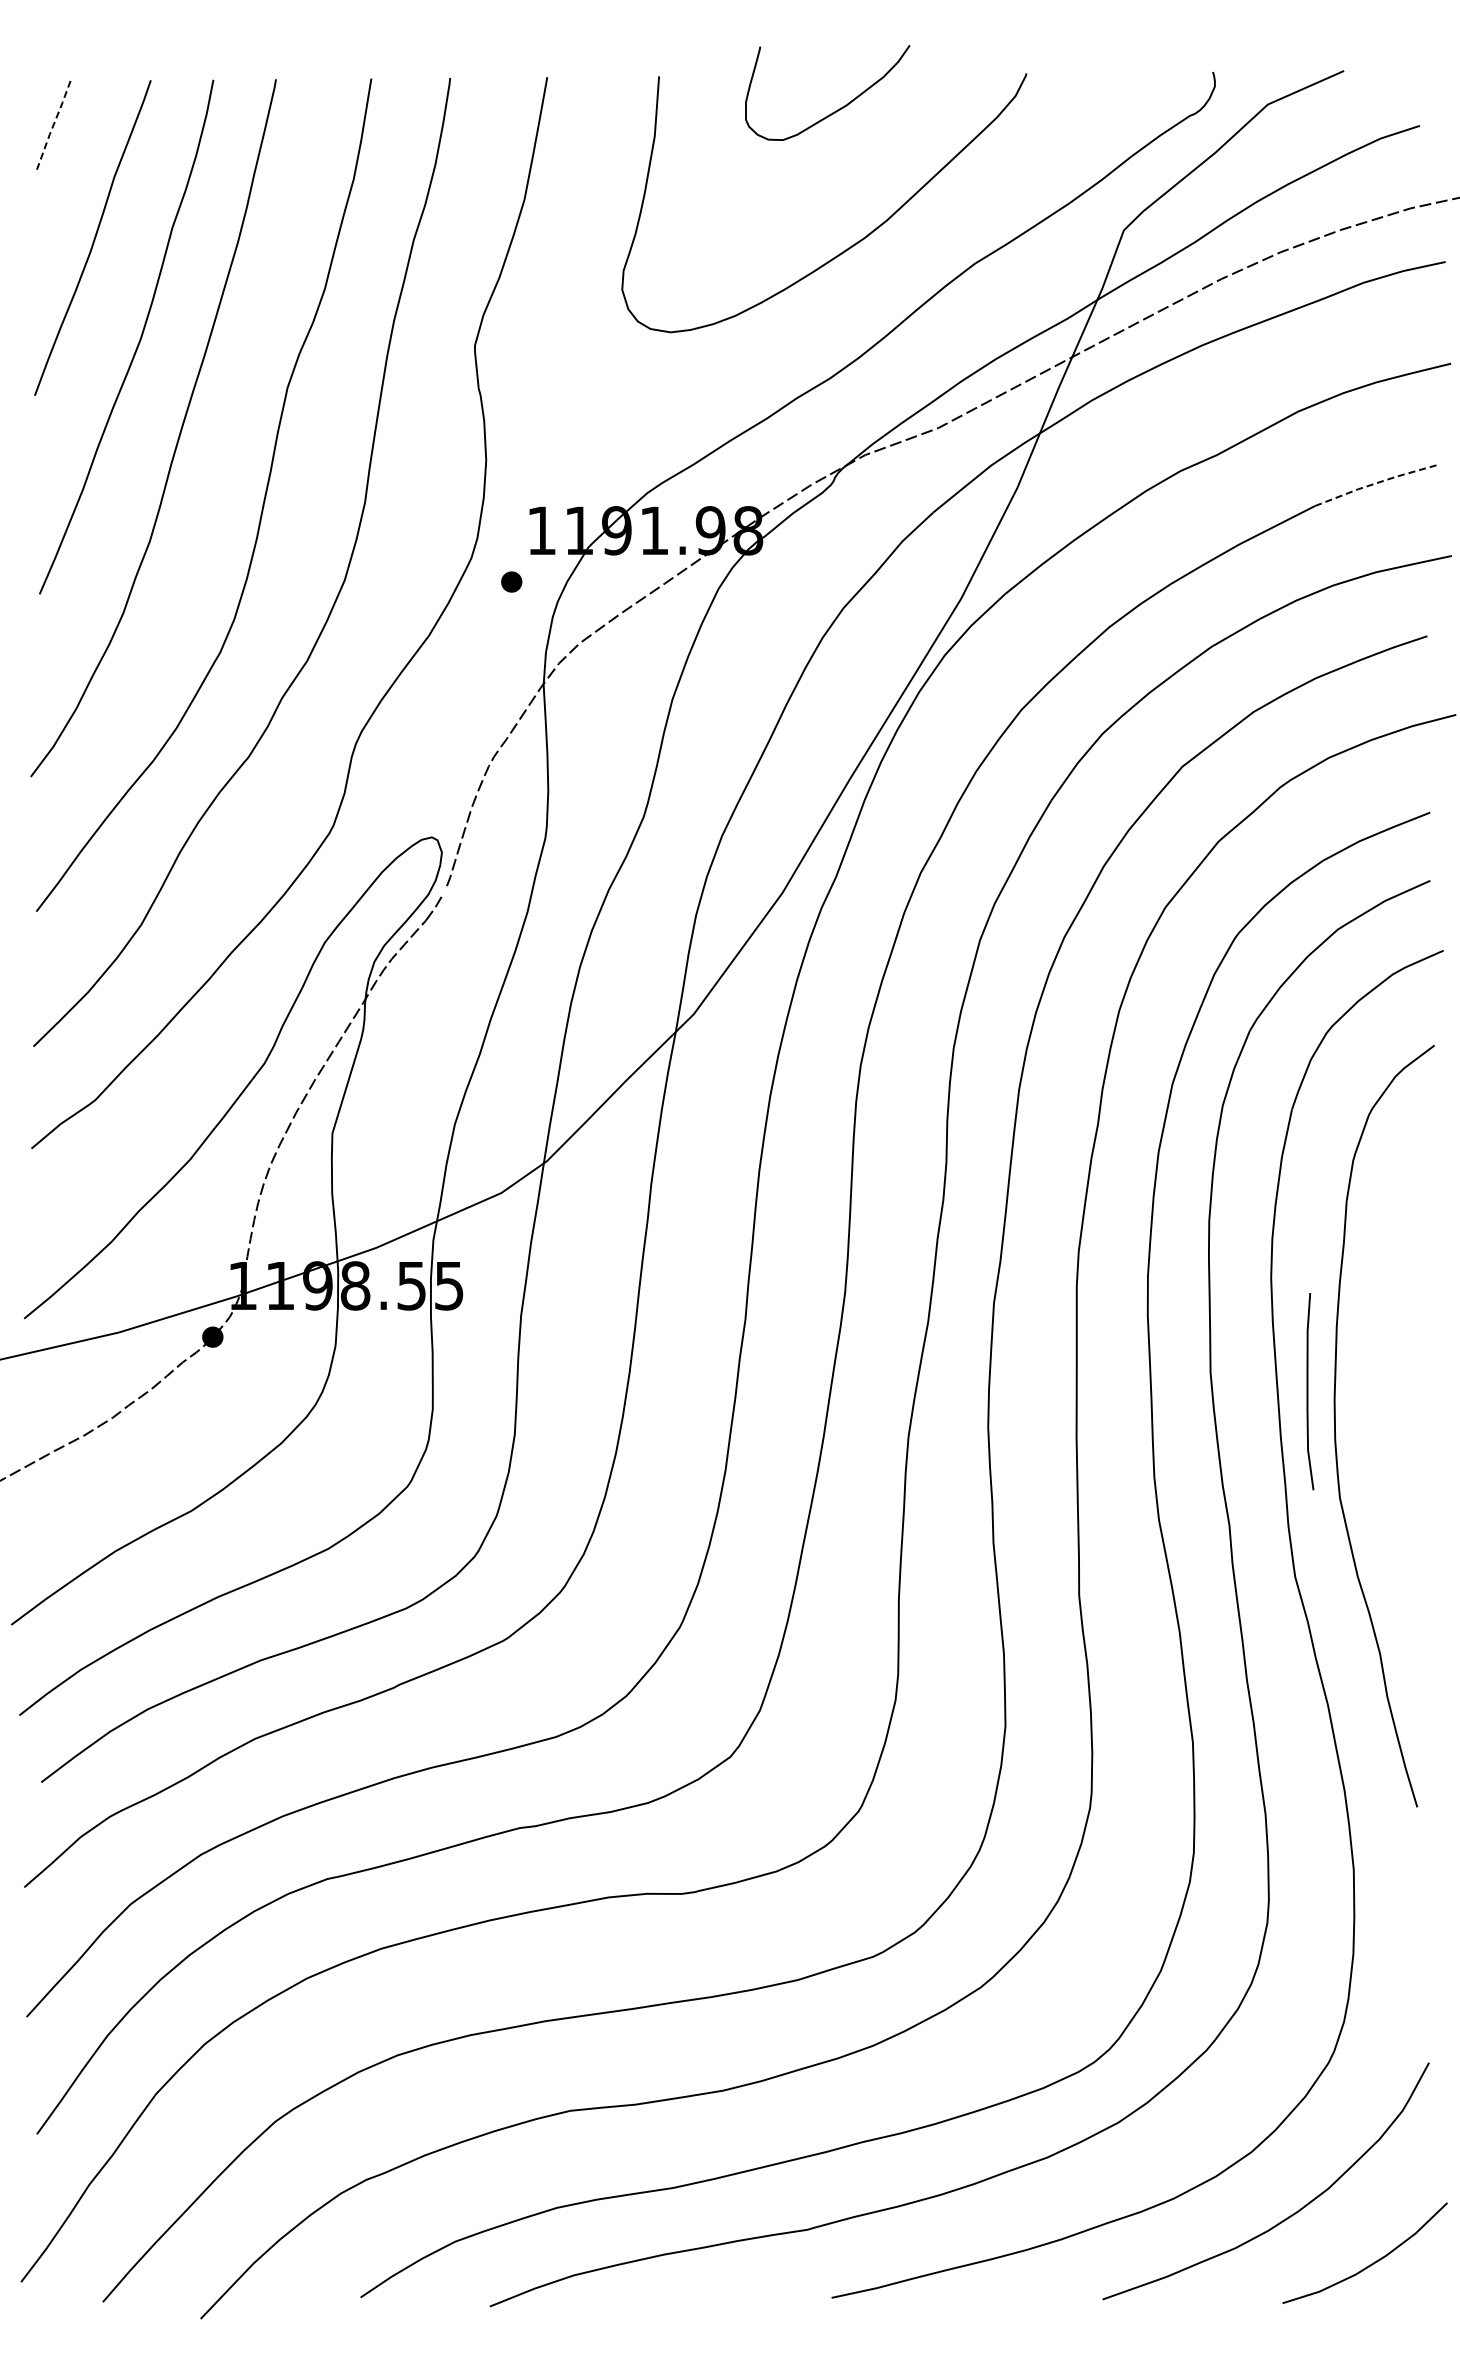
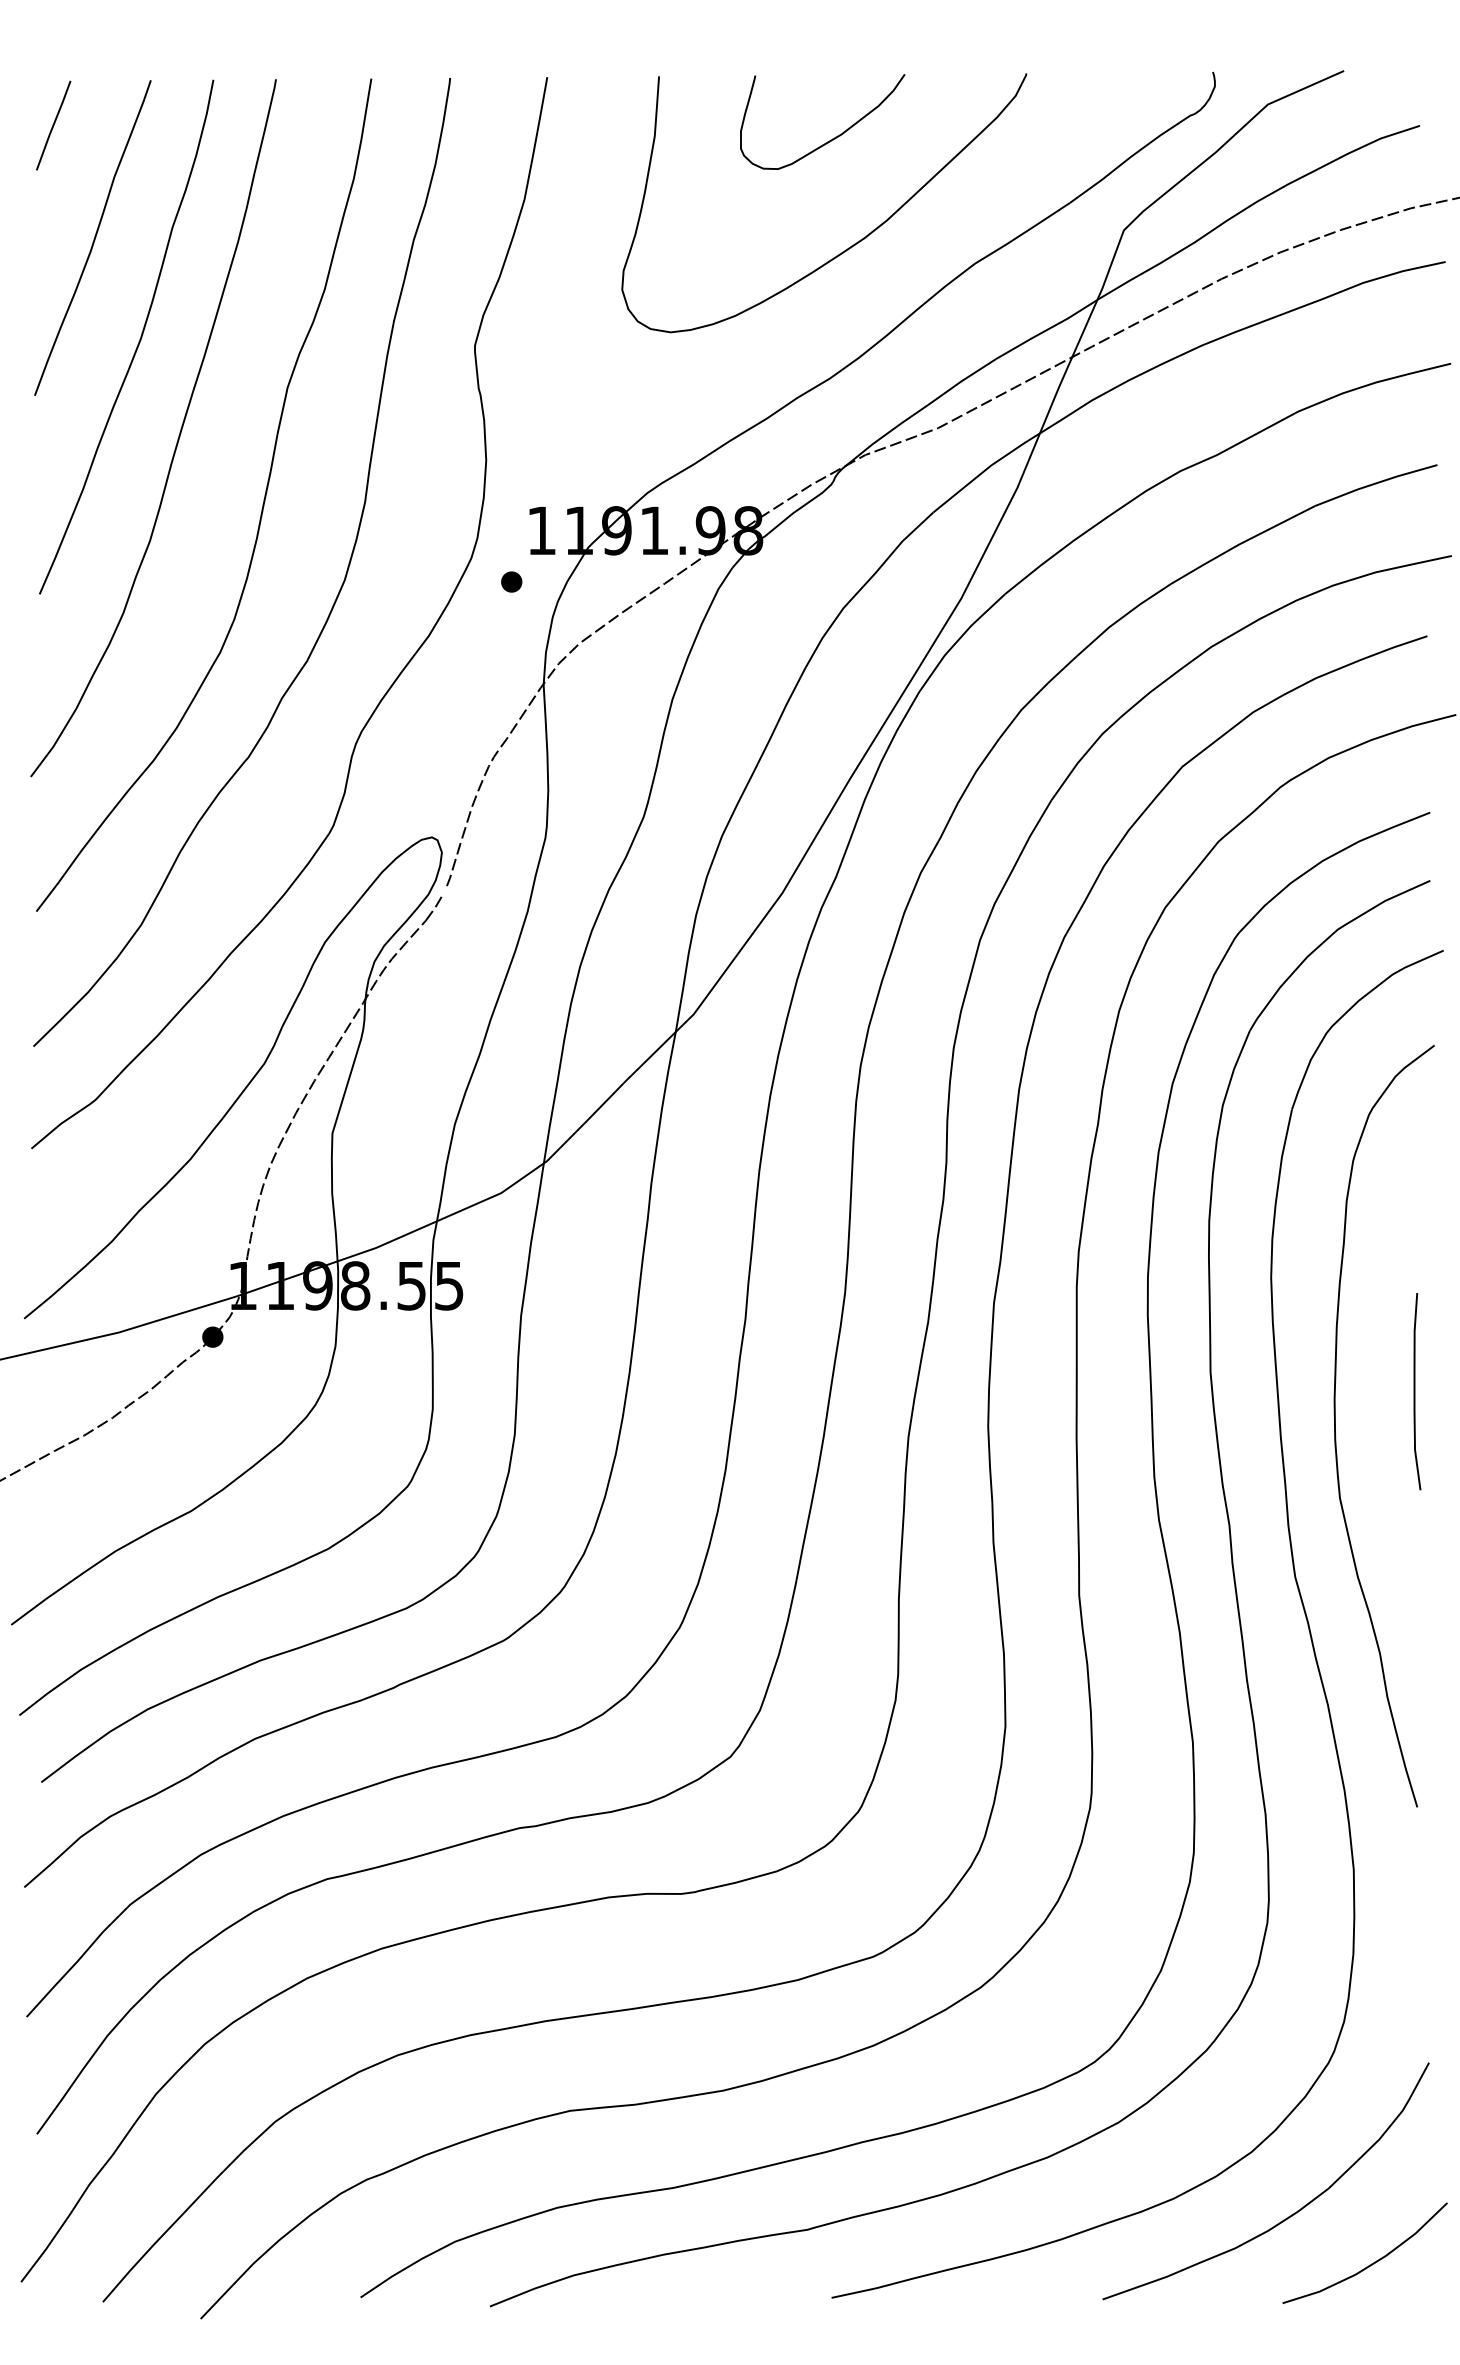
curve position: (835, 110) -> (830, 139) (830, 139)
line: dashed -> solid (53, 125)
line: dashed -> solid (1376, 483)
curve position: (1308, 1391) -> (1415, 1391) (1415, 1391)
